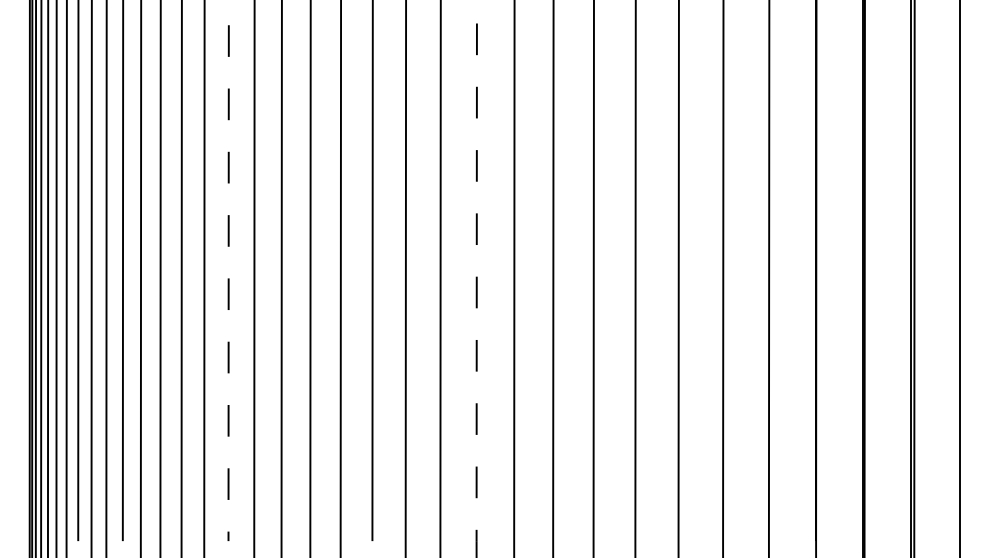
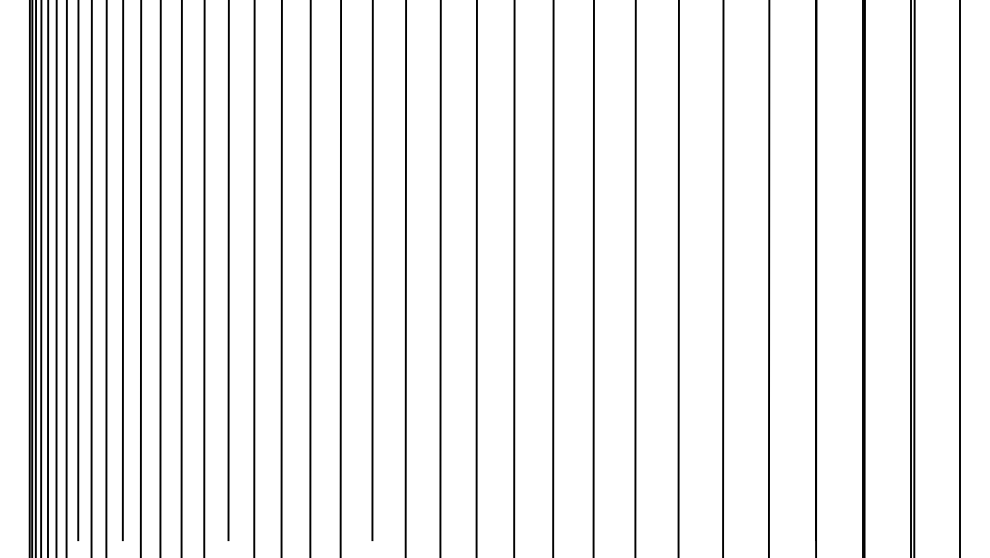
line: dashed -> solid (228, 271)
line: dashed -> solid (476, 279)
